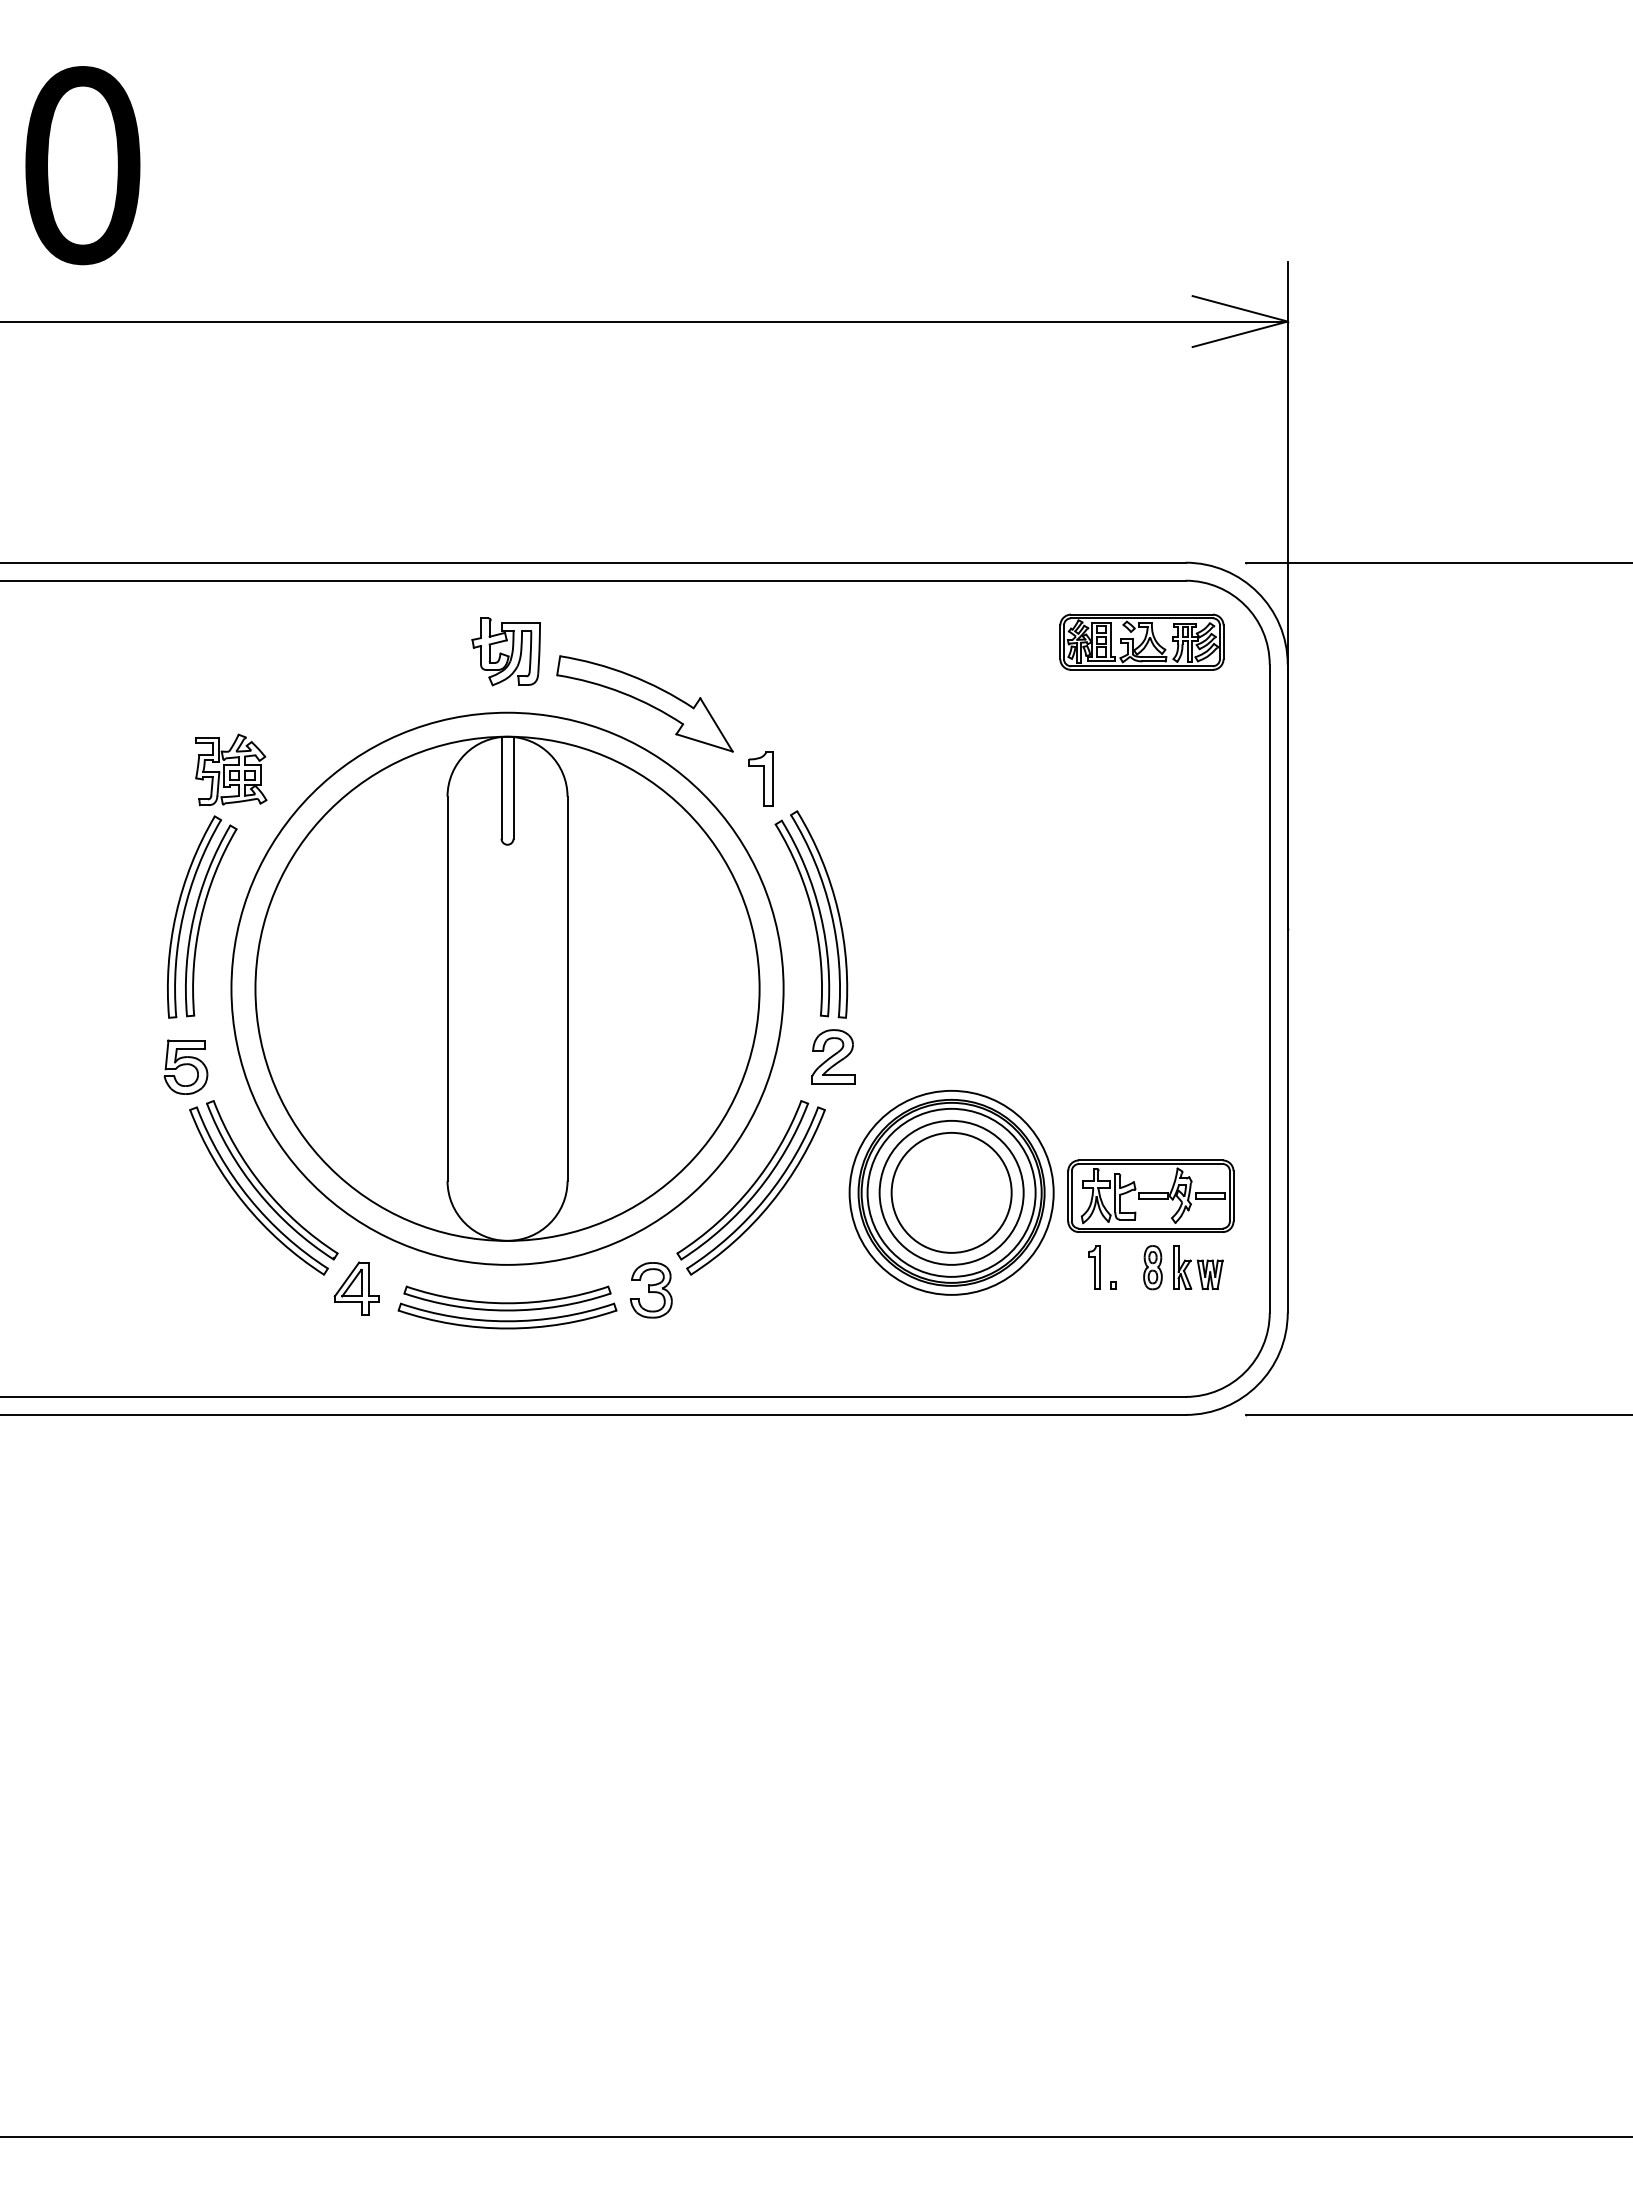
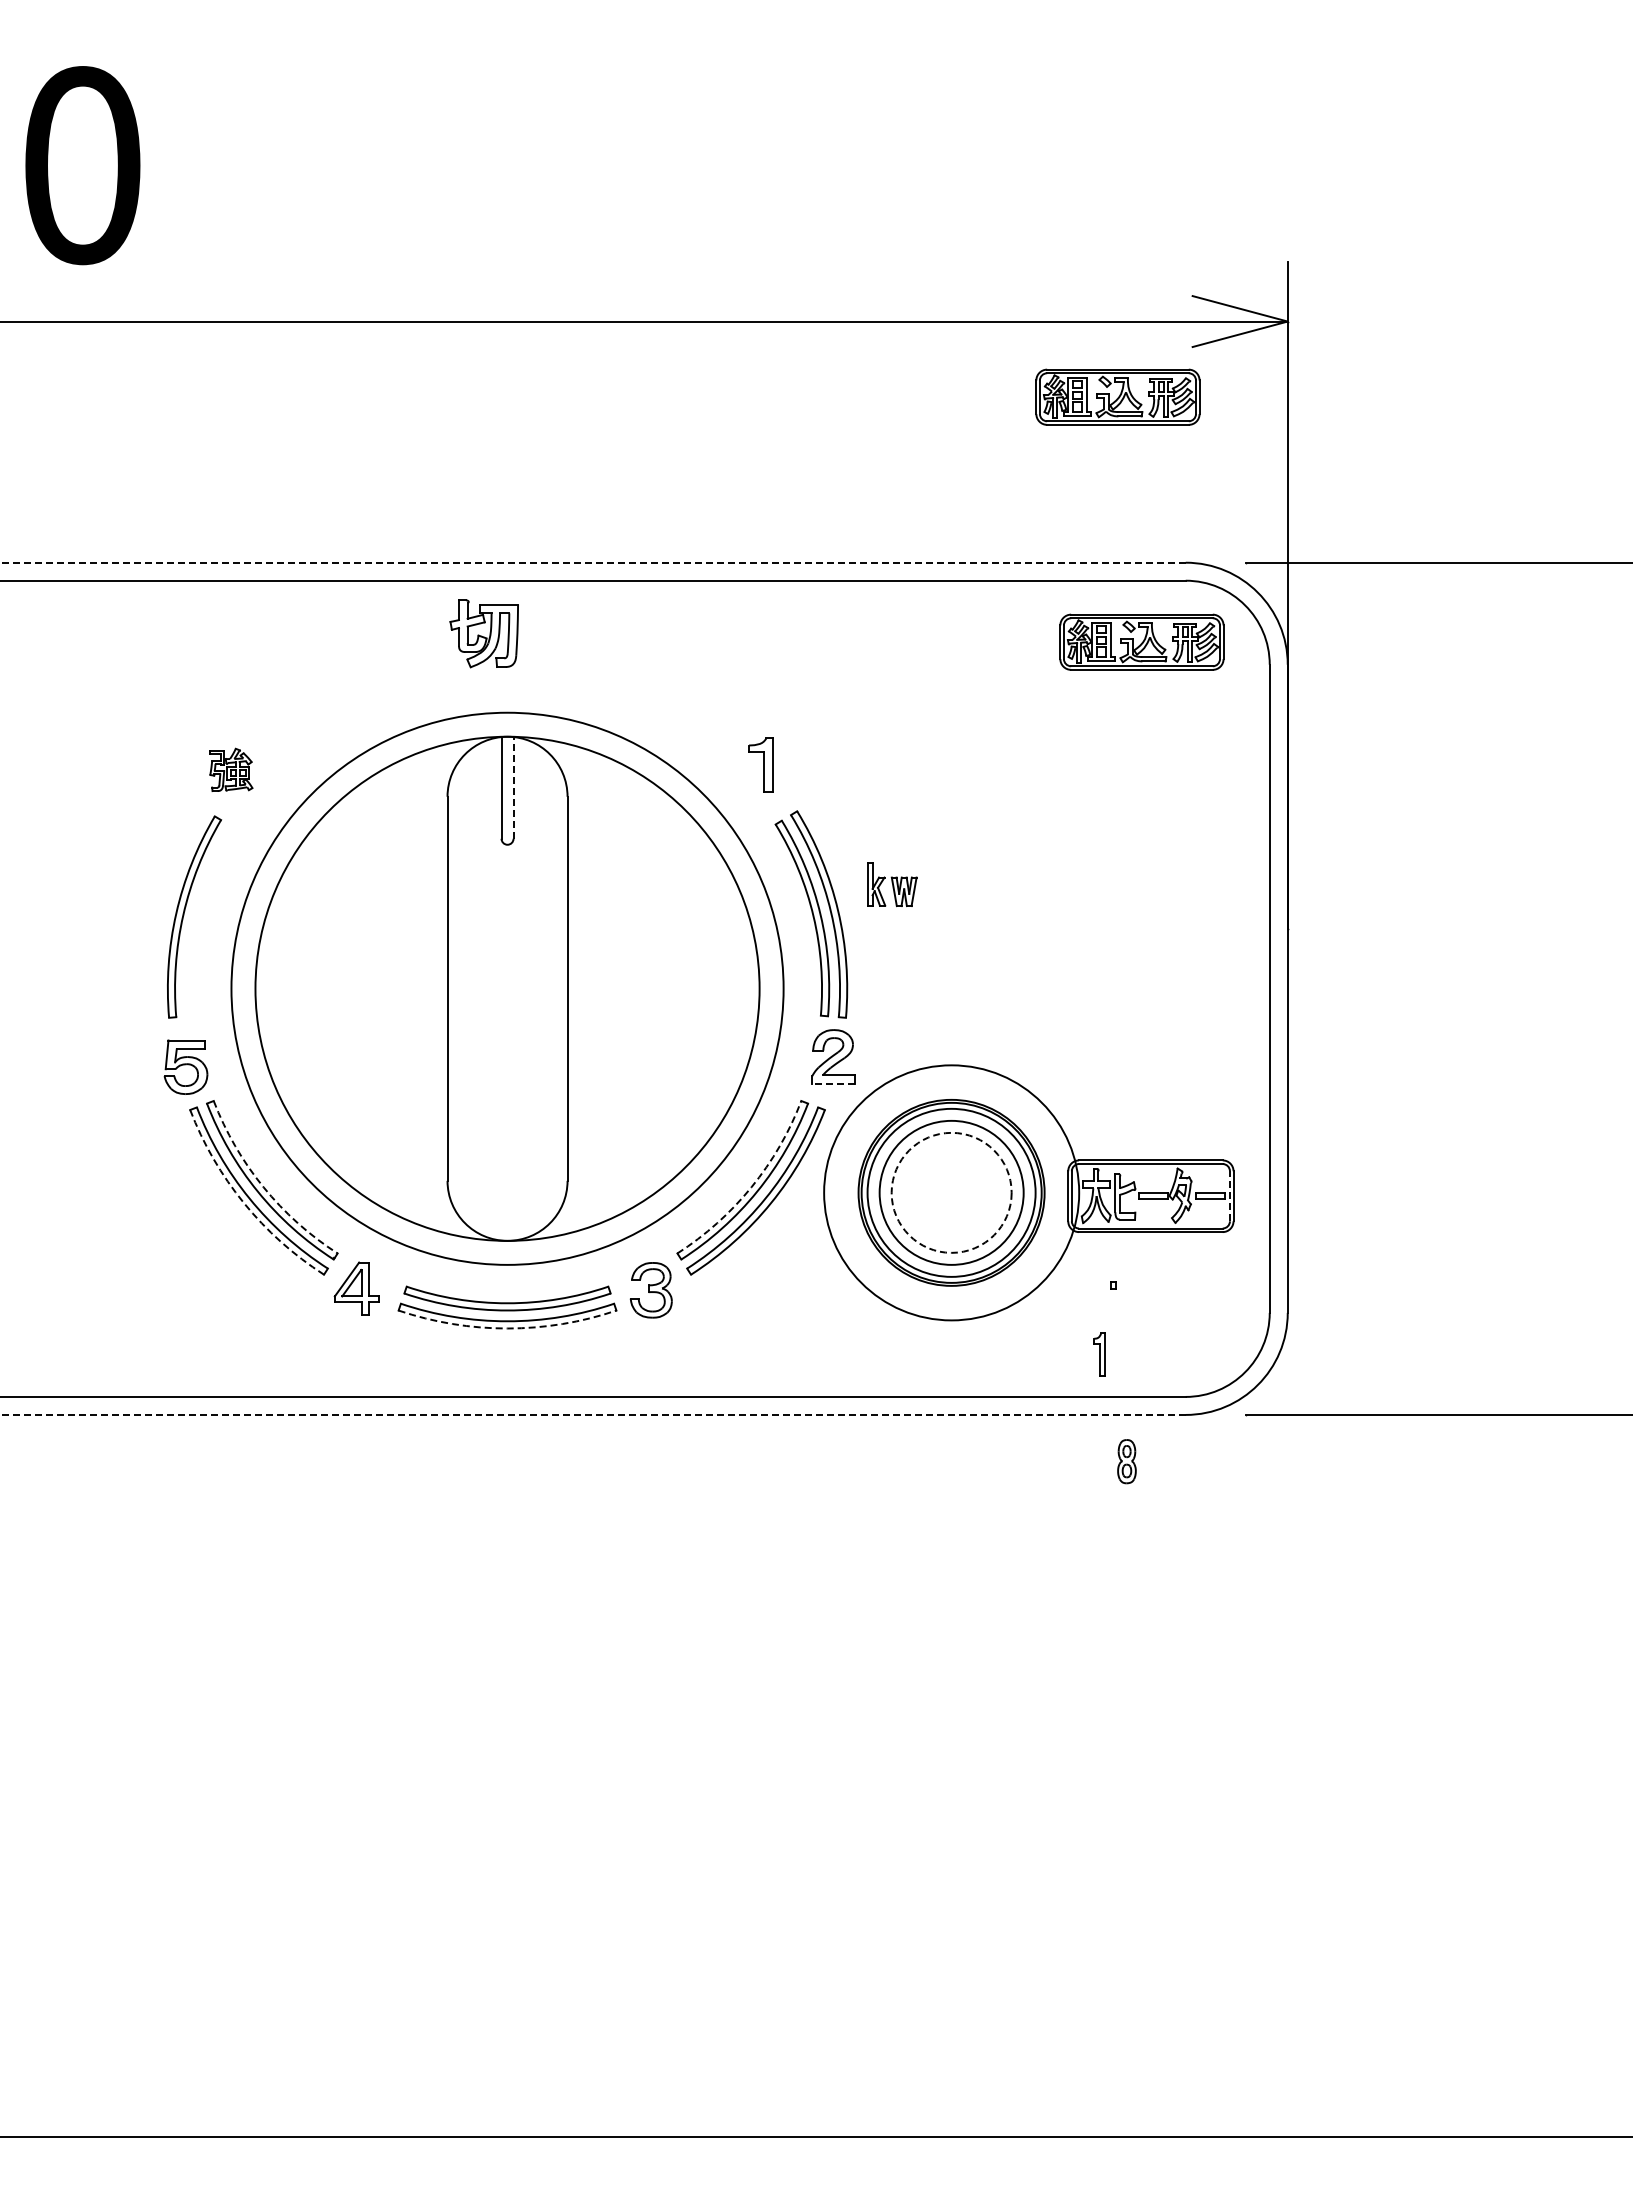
part: none -> present (1117, 396)
line: solid -> dashed (593, 562)
part position: (505, 651) -> (483, 633) (483, 633)
part: present -> none (644, 703)
part size: 73x74 px -> 45x45 px (231, 769)
part position: (760, 778) -> (760, 764) (760, 764)
line: solid -> dashed (513, 787)
part: present -> none (202, 917)
line: solid -> dashed (832, 1084)
arc: solid -> dashed (263, 1187)
arc: solid -> dashed (751, 1187)
circle diameter: 204 px -> 255 px (951, 1192)
circle: solid -> dashed (951, 1192)
line: solid -> dashed (1229, 1195)
arc: solid -> dashed (243, 1203)
part position: (1094, 1267) -> (1099, 1354) (1099, 1354)
part position: (1152, 1267) -> (1126, 1461) (1126, 1461)
part position: (1198, 1267) -> (892, 884) (892, 884)
arc: solid -> dashed (507, 1328)
line: solid -> dashed (593, 1414)
